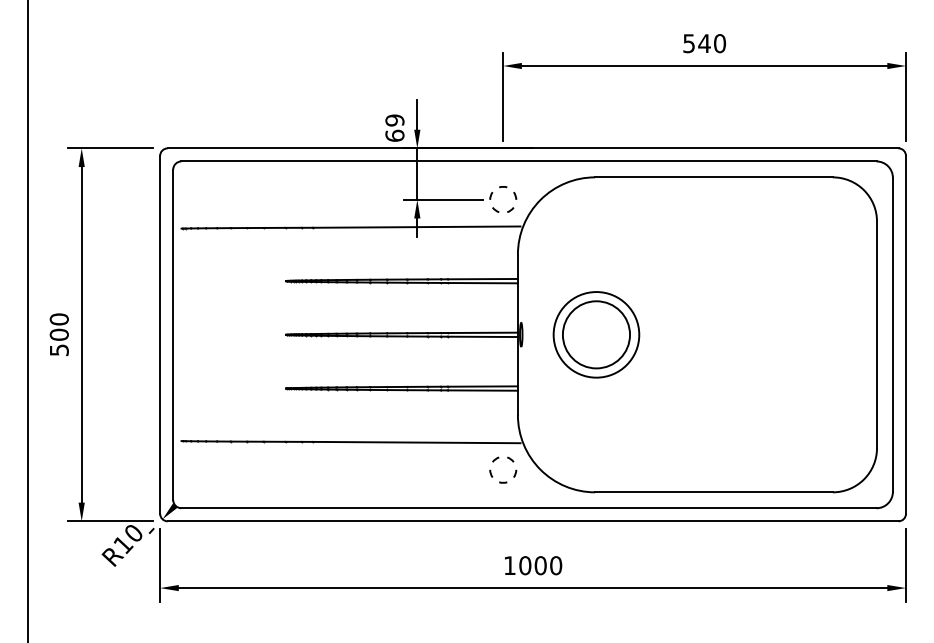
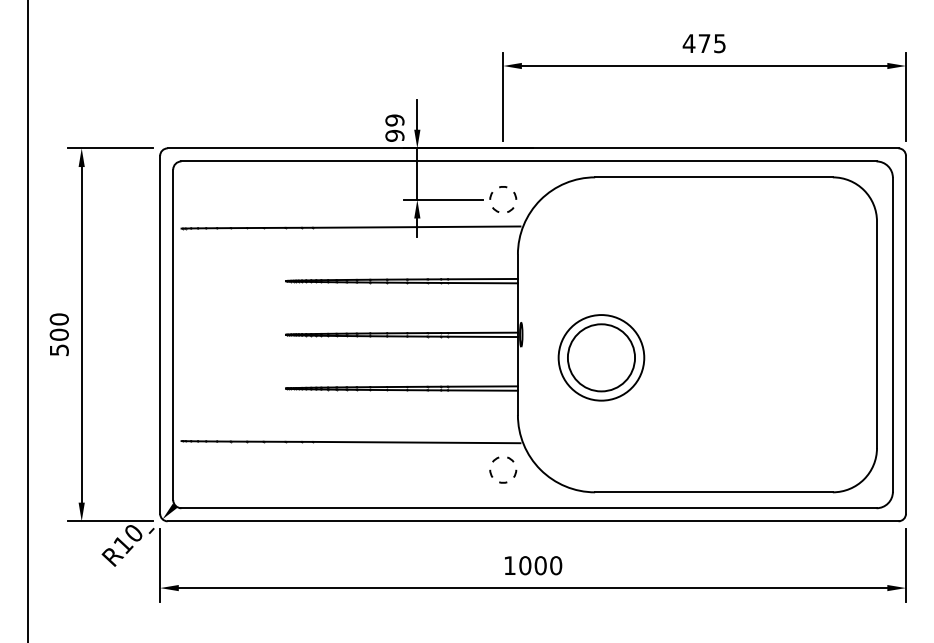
text: 540 -> 475 (704, 43)
text: 69 -> 99 (394, 135)
part position: (596, 334) -> (601, 357) (601, 357)
